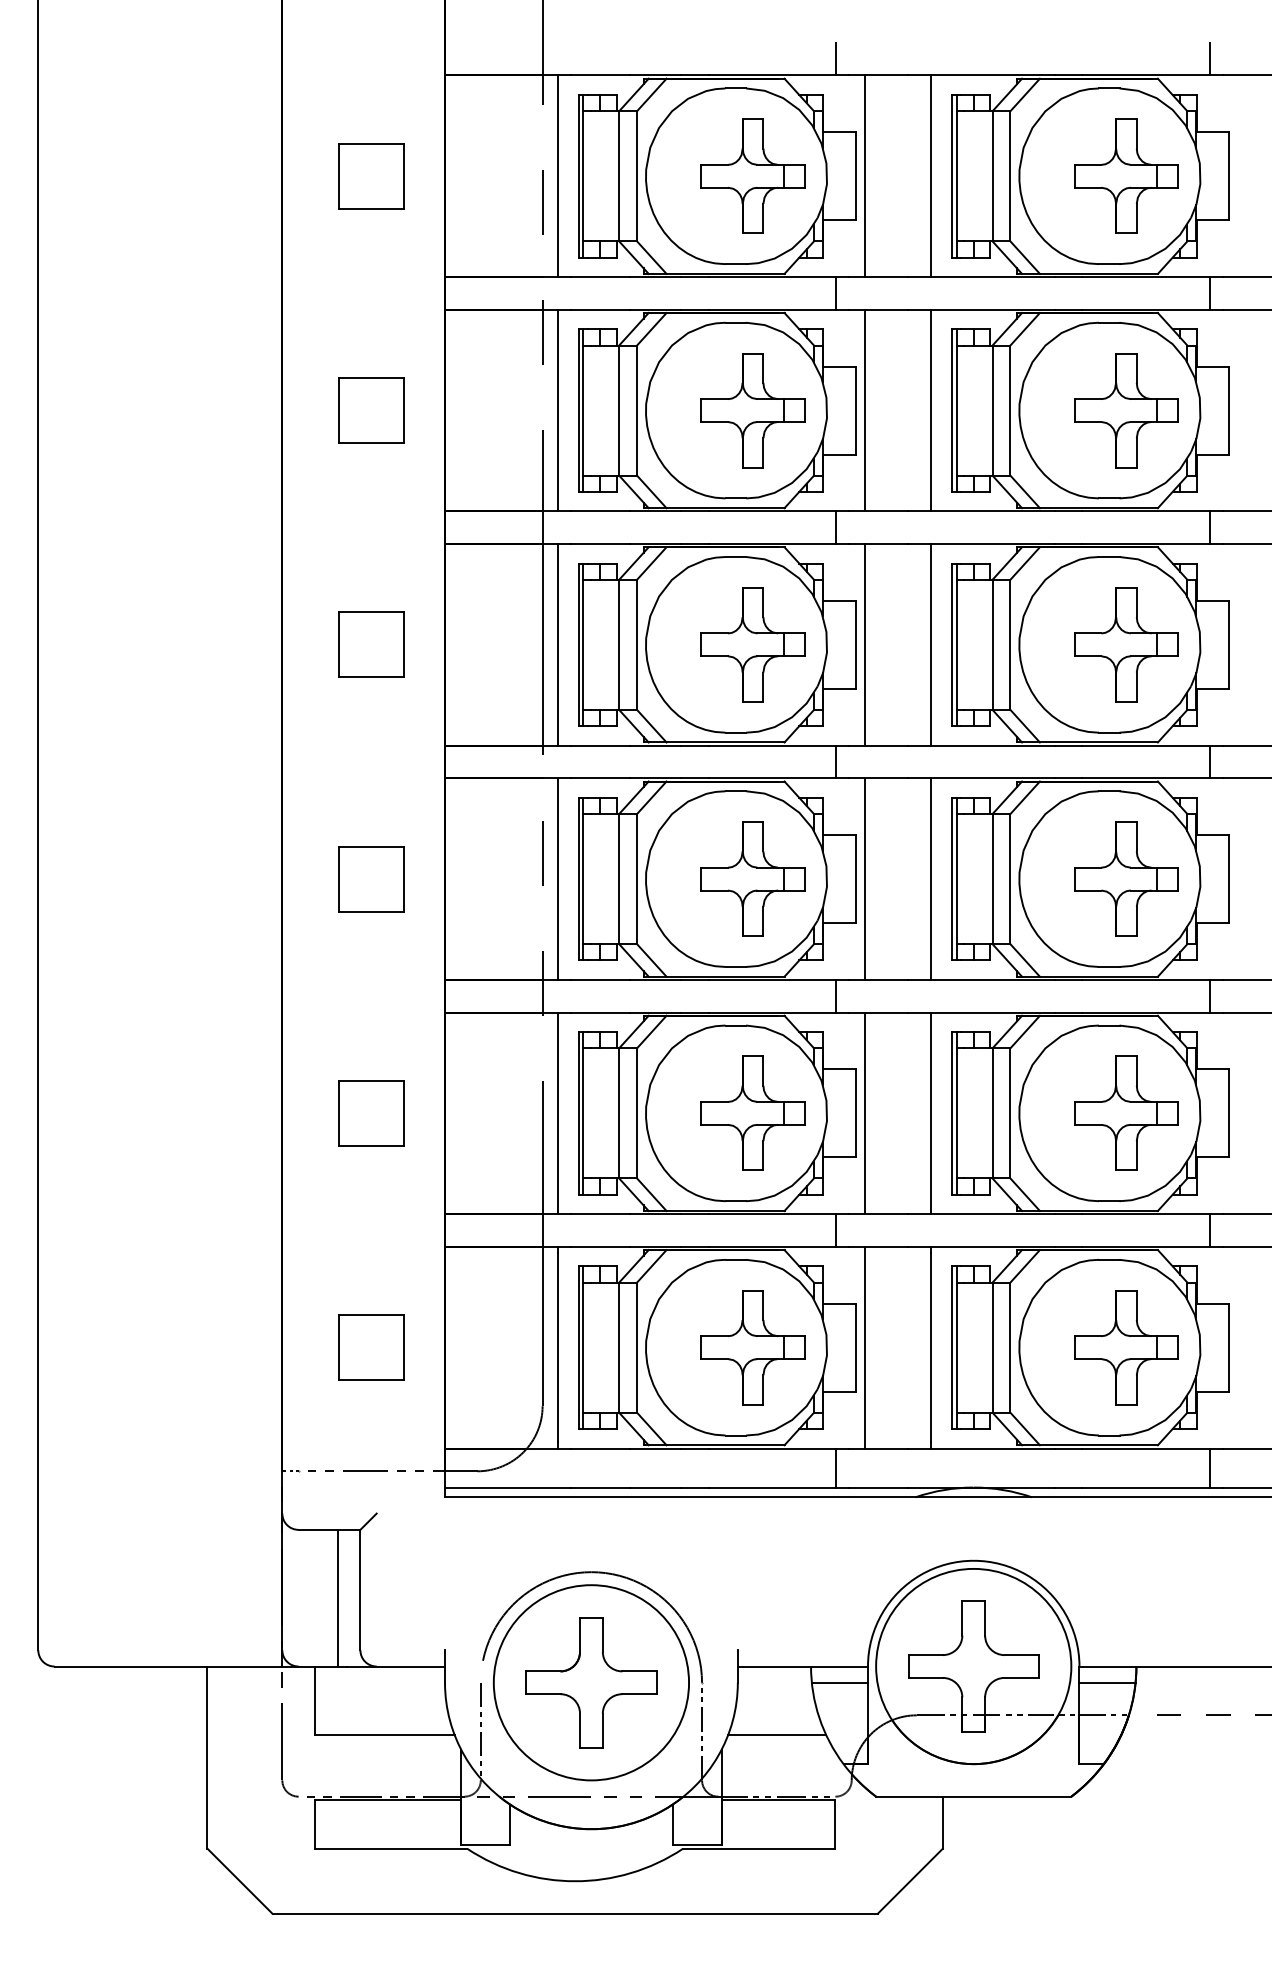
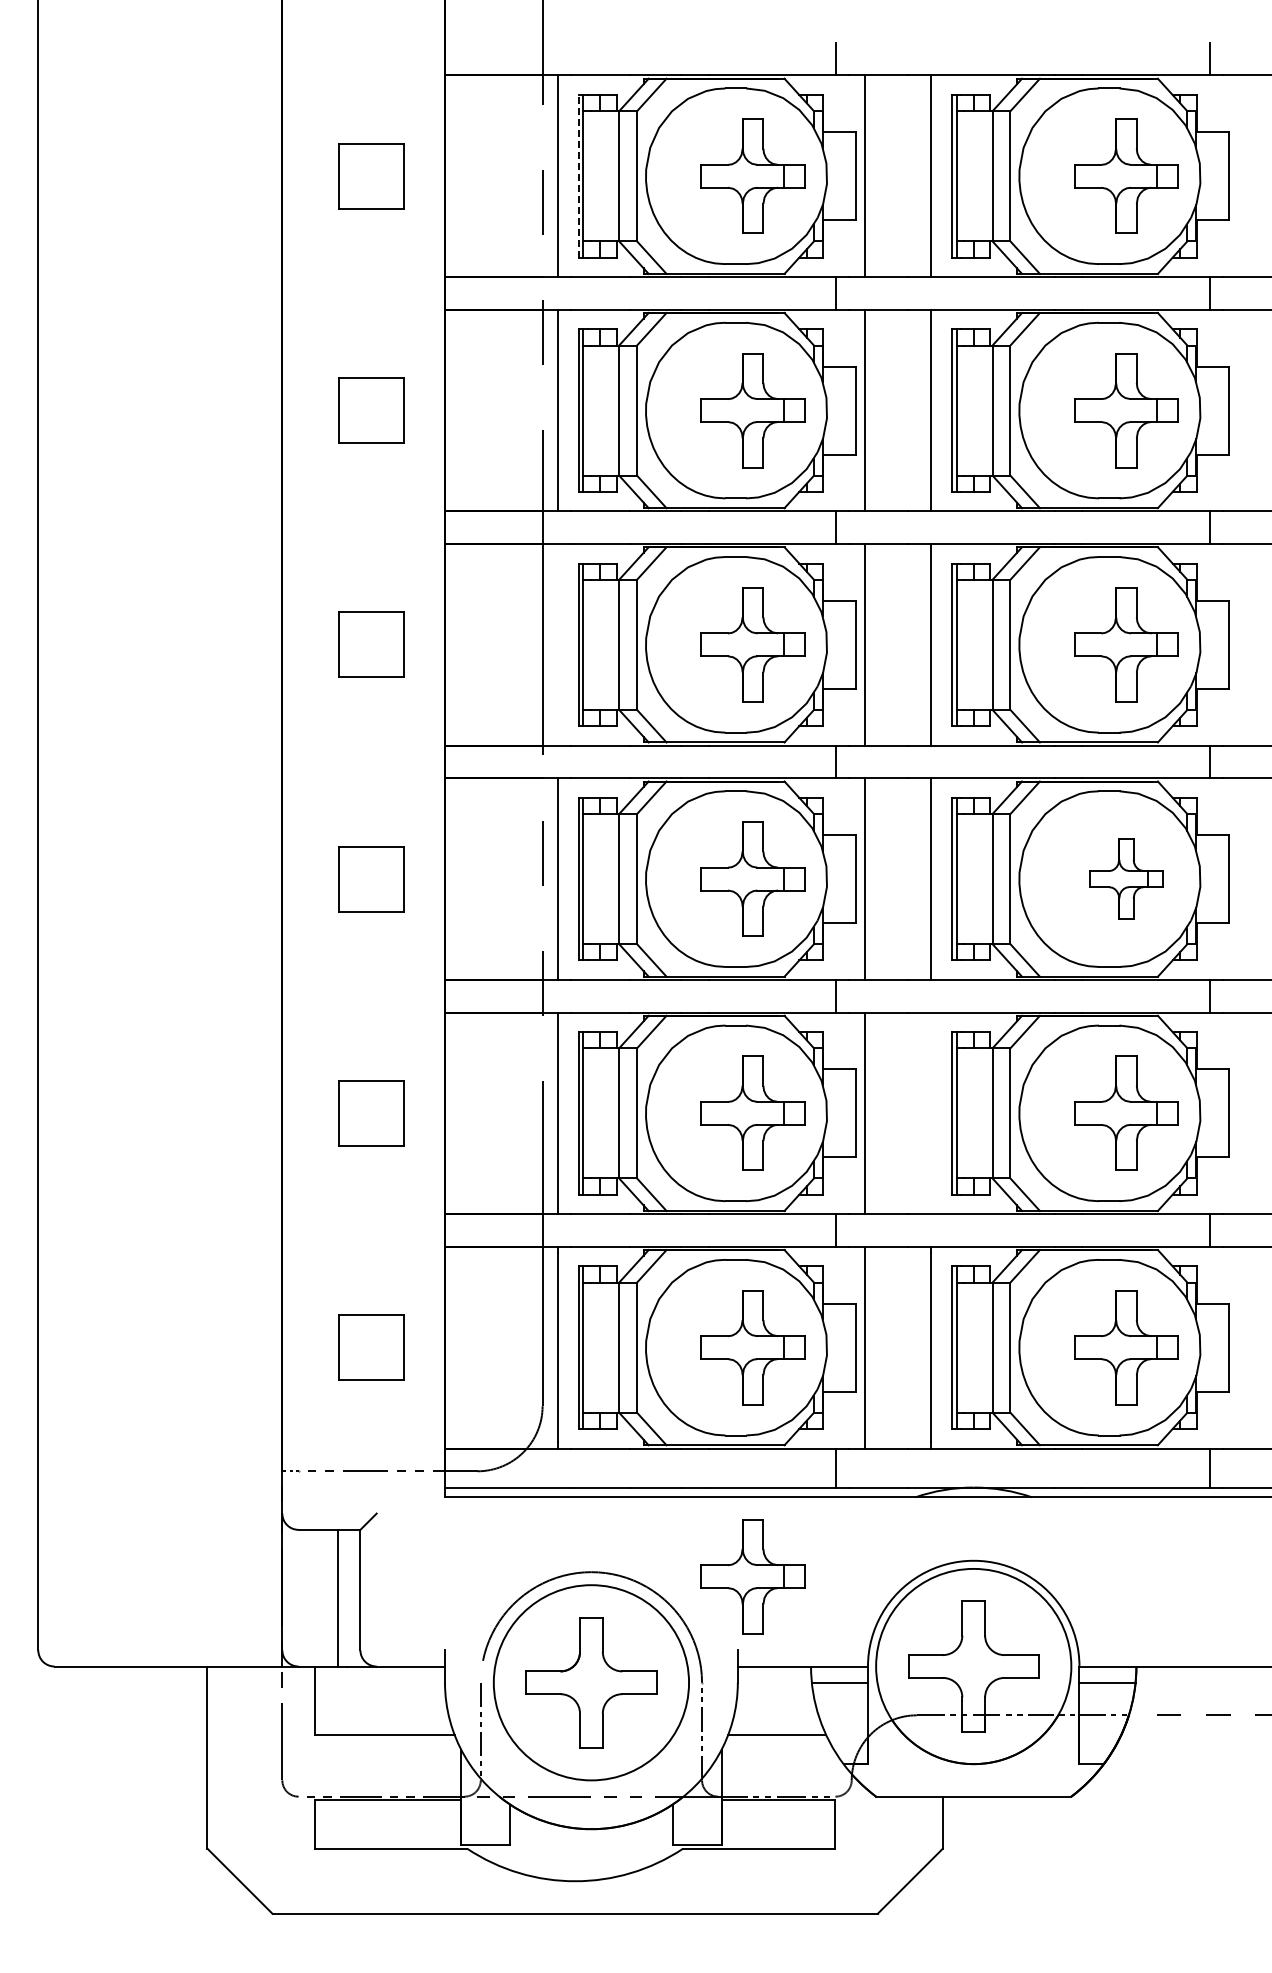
line: solid -> dashed (578, 175)
line: present -> none (558, 644)
part size: 105x116 px -> 75x82 px (1126, 878)
line: present -> none (931, 1113)
part: none -> present (752, 1576)
